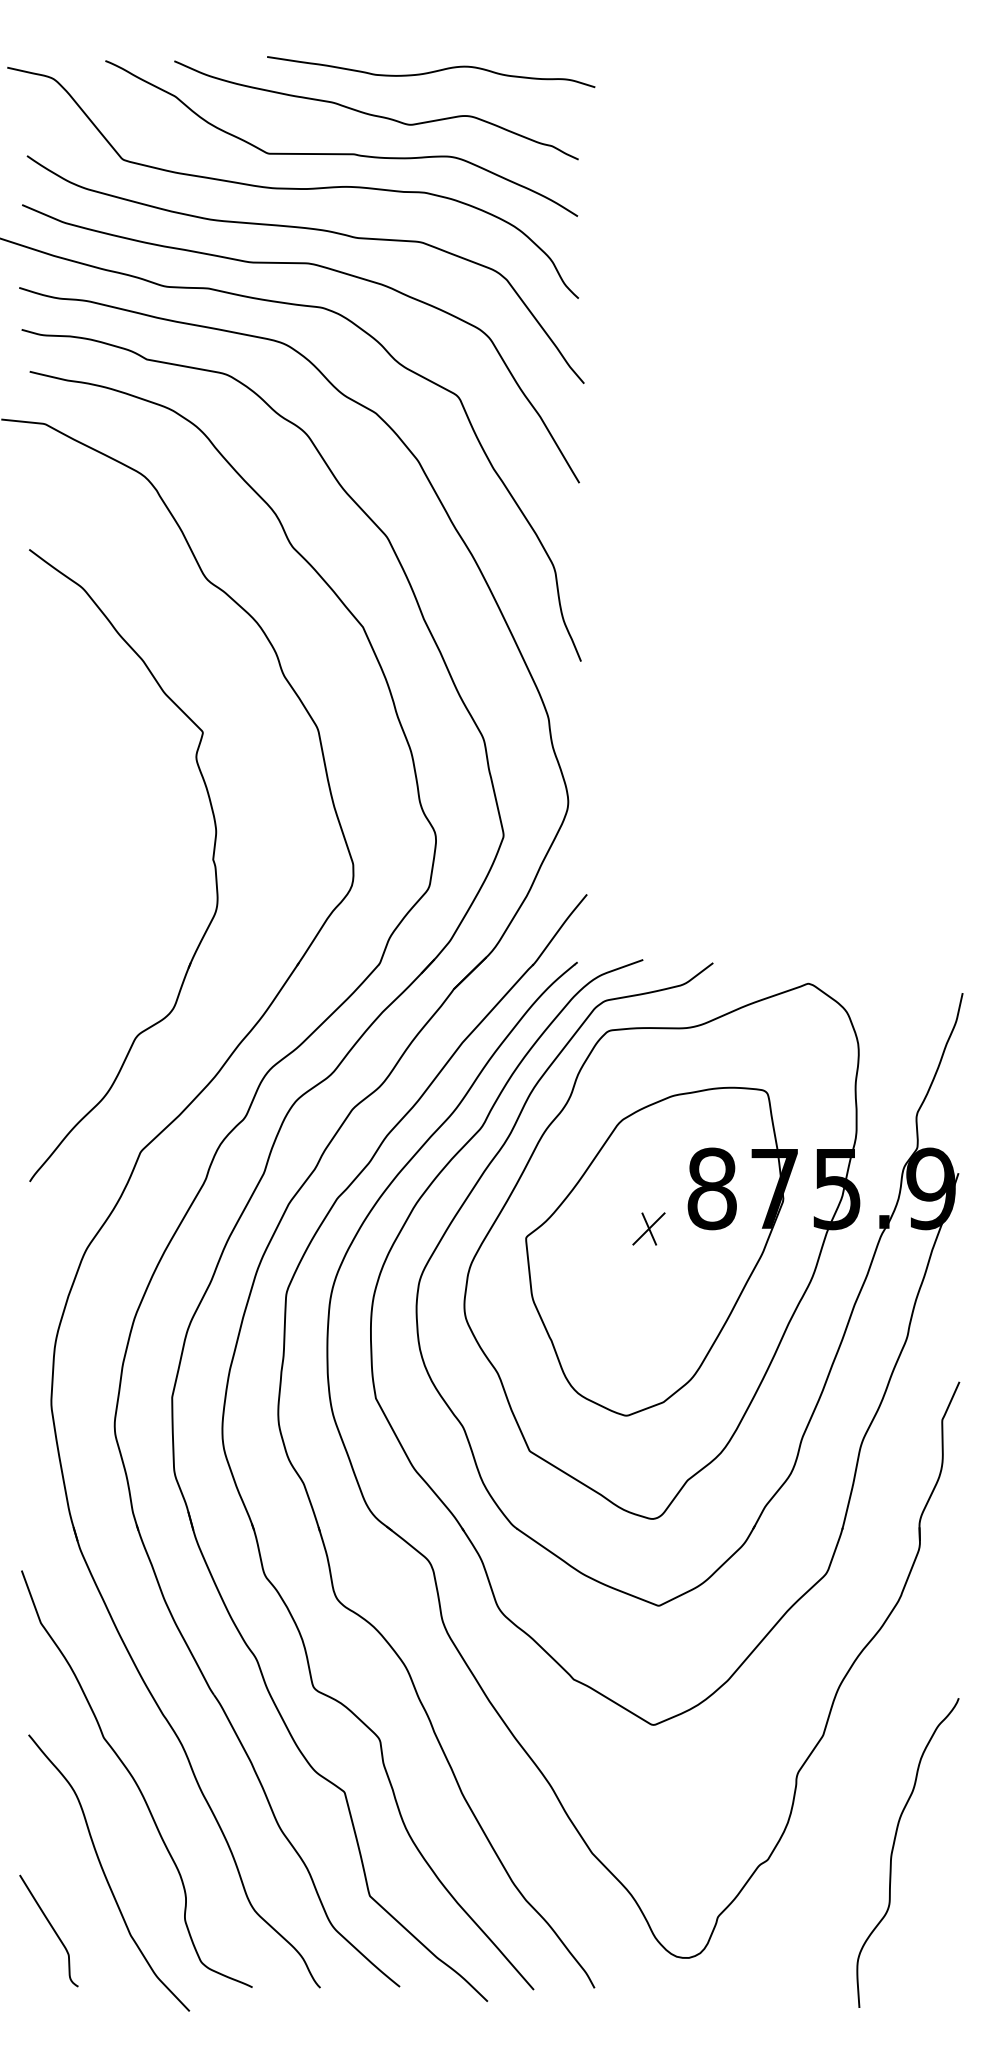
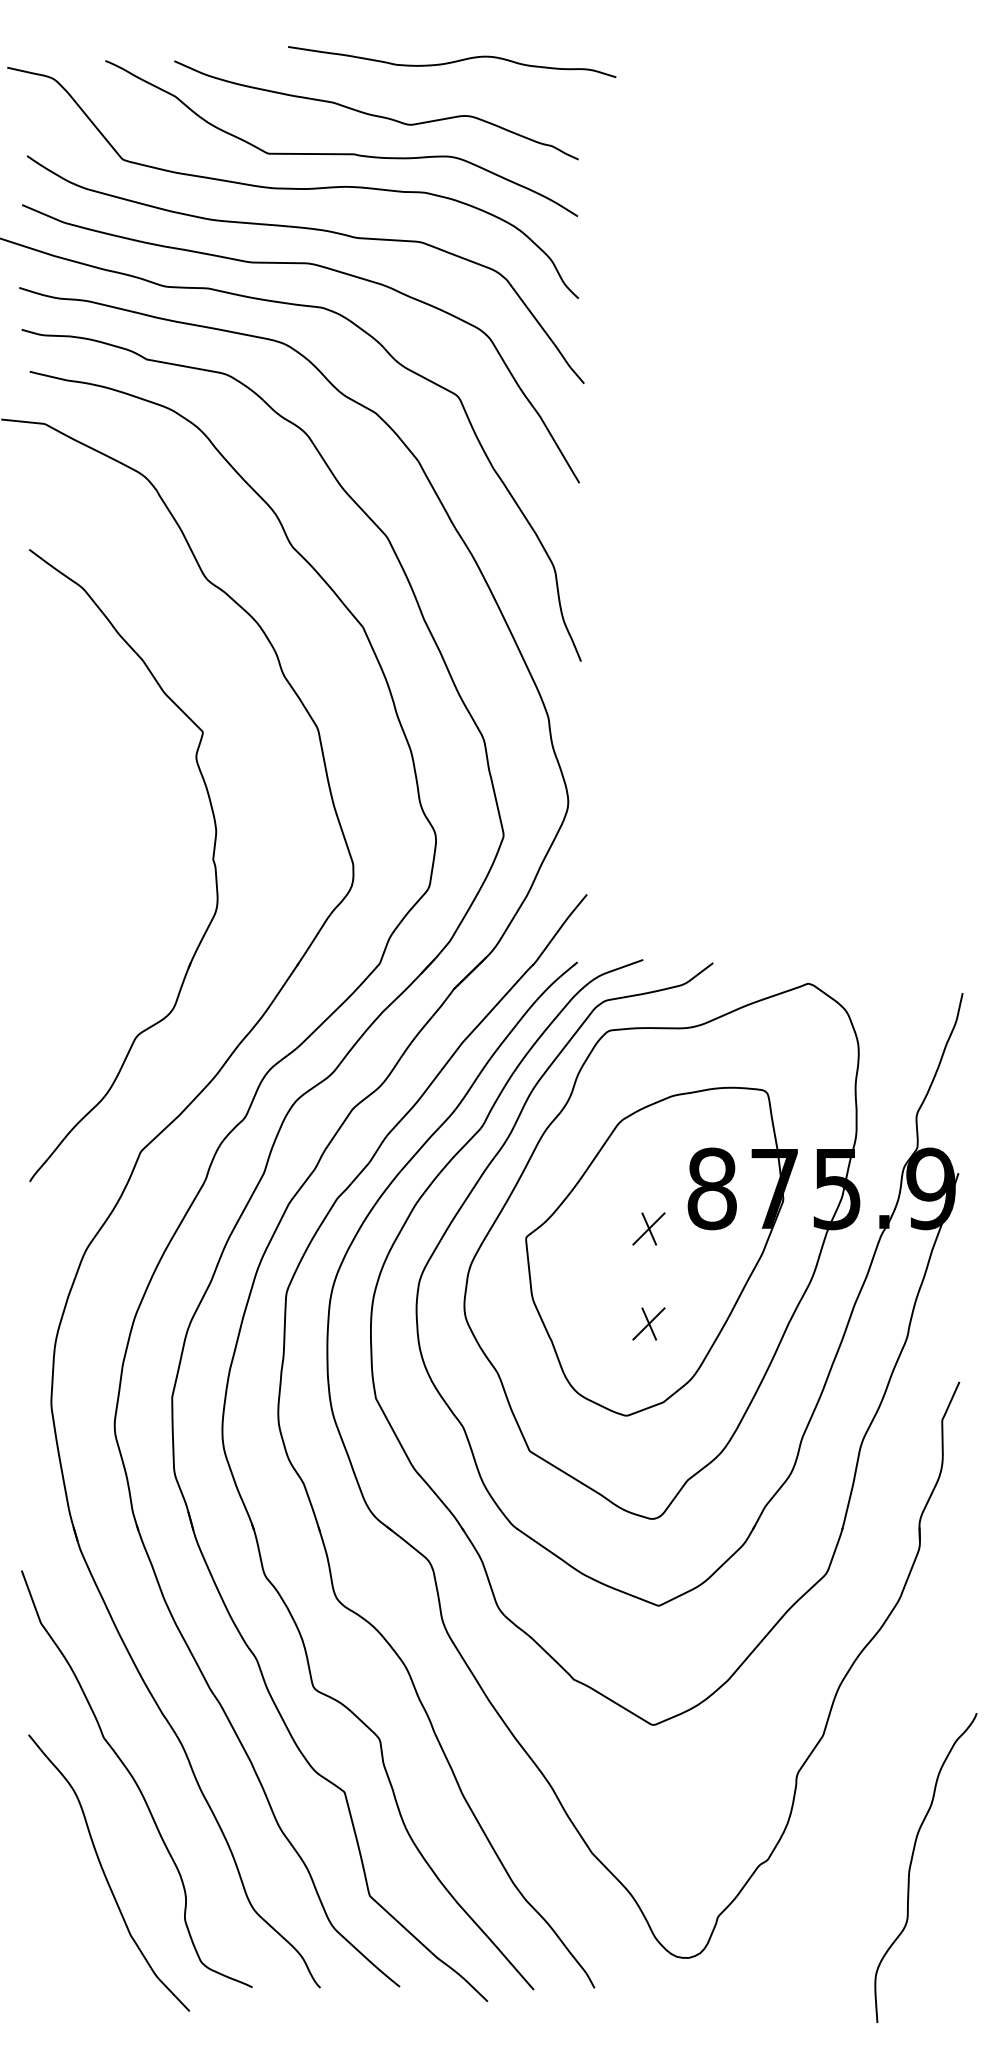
curve position: (431, 72) -> (452, 62) (452, 62)
part: none -> present (648, 1323)
curve position: (893, 1851) -> (911, 1866) (911, 1866)
curve: present -> none (52, 1929)
